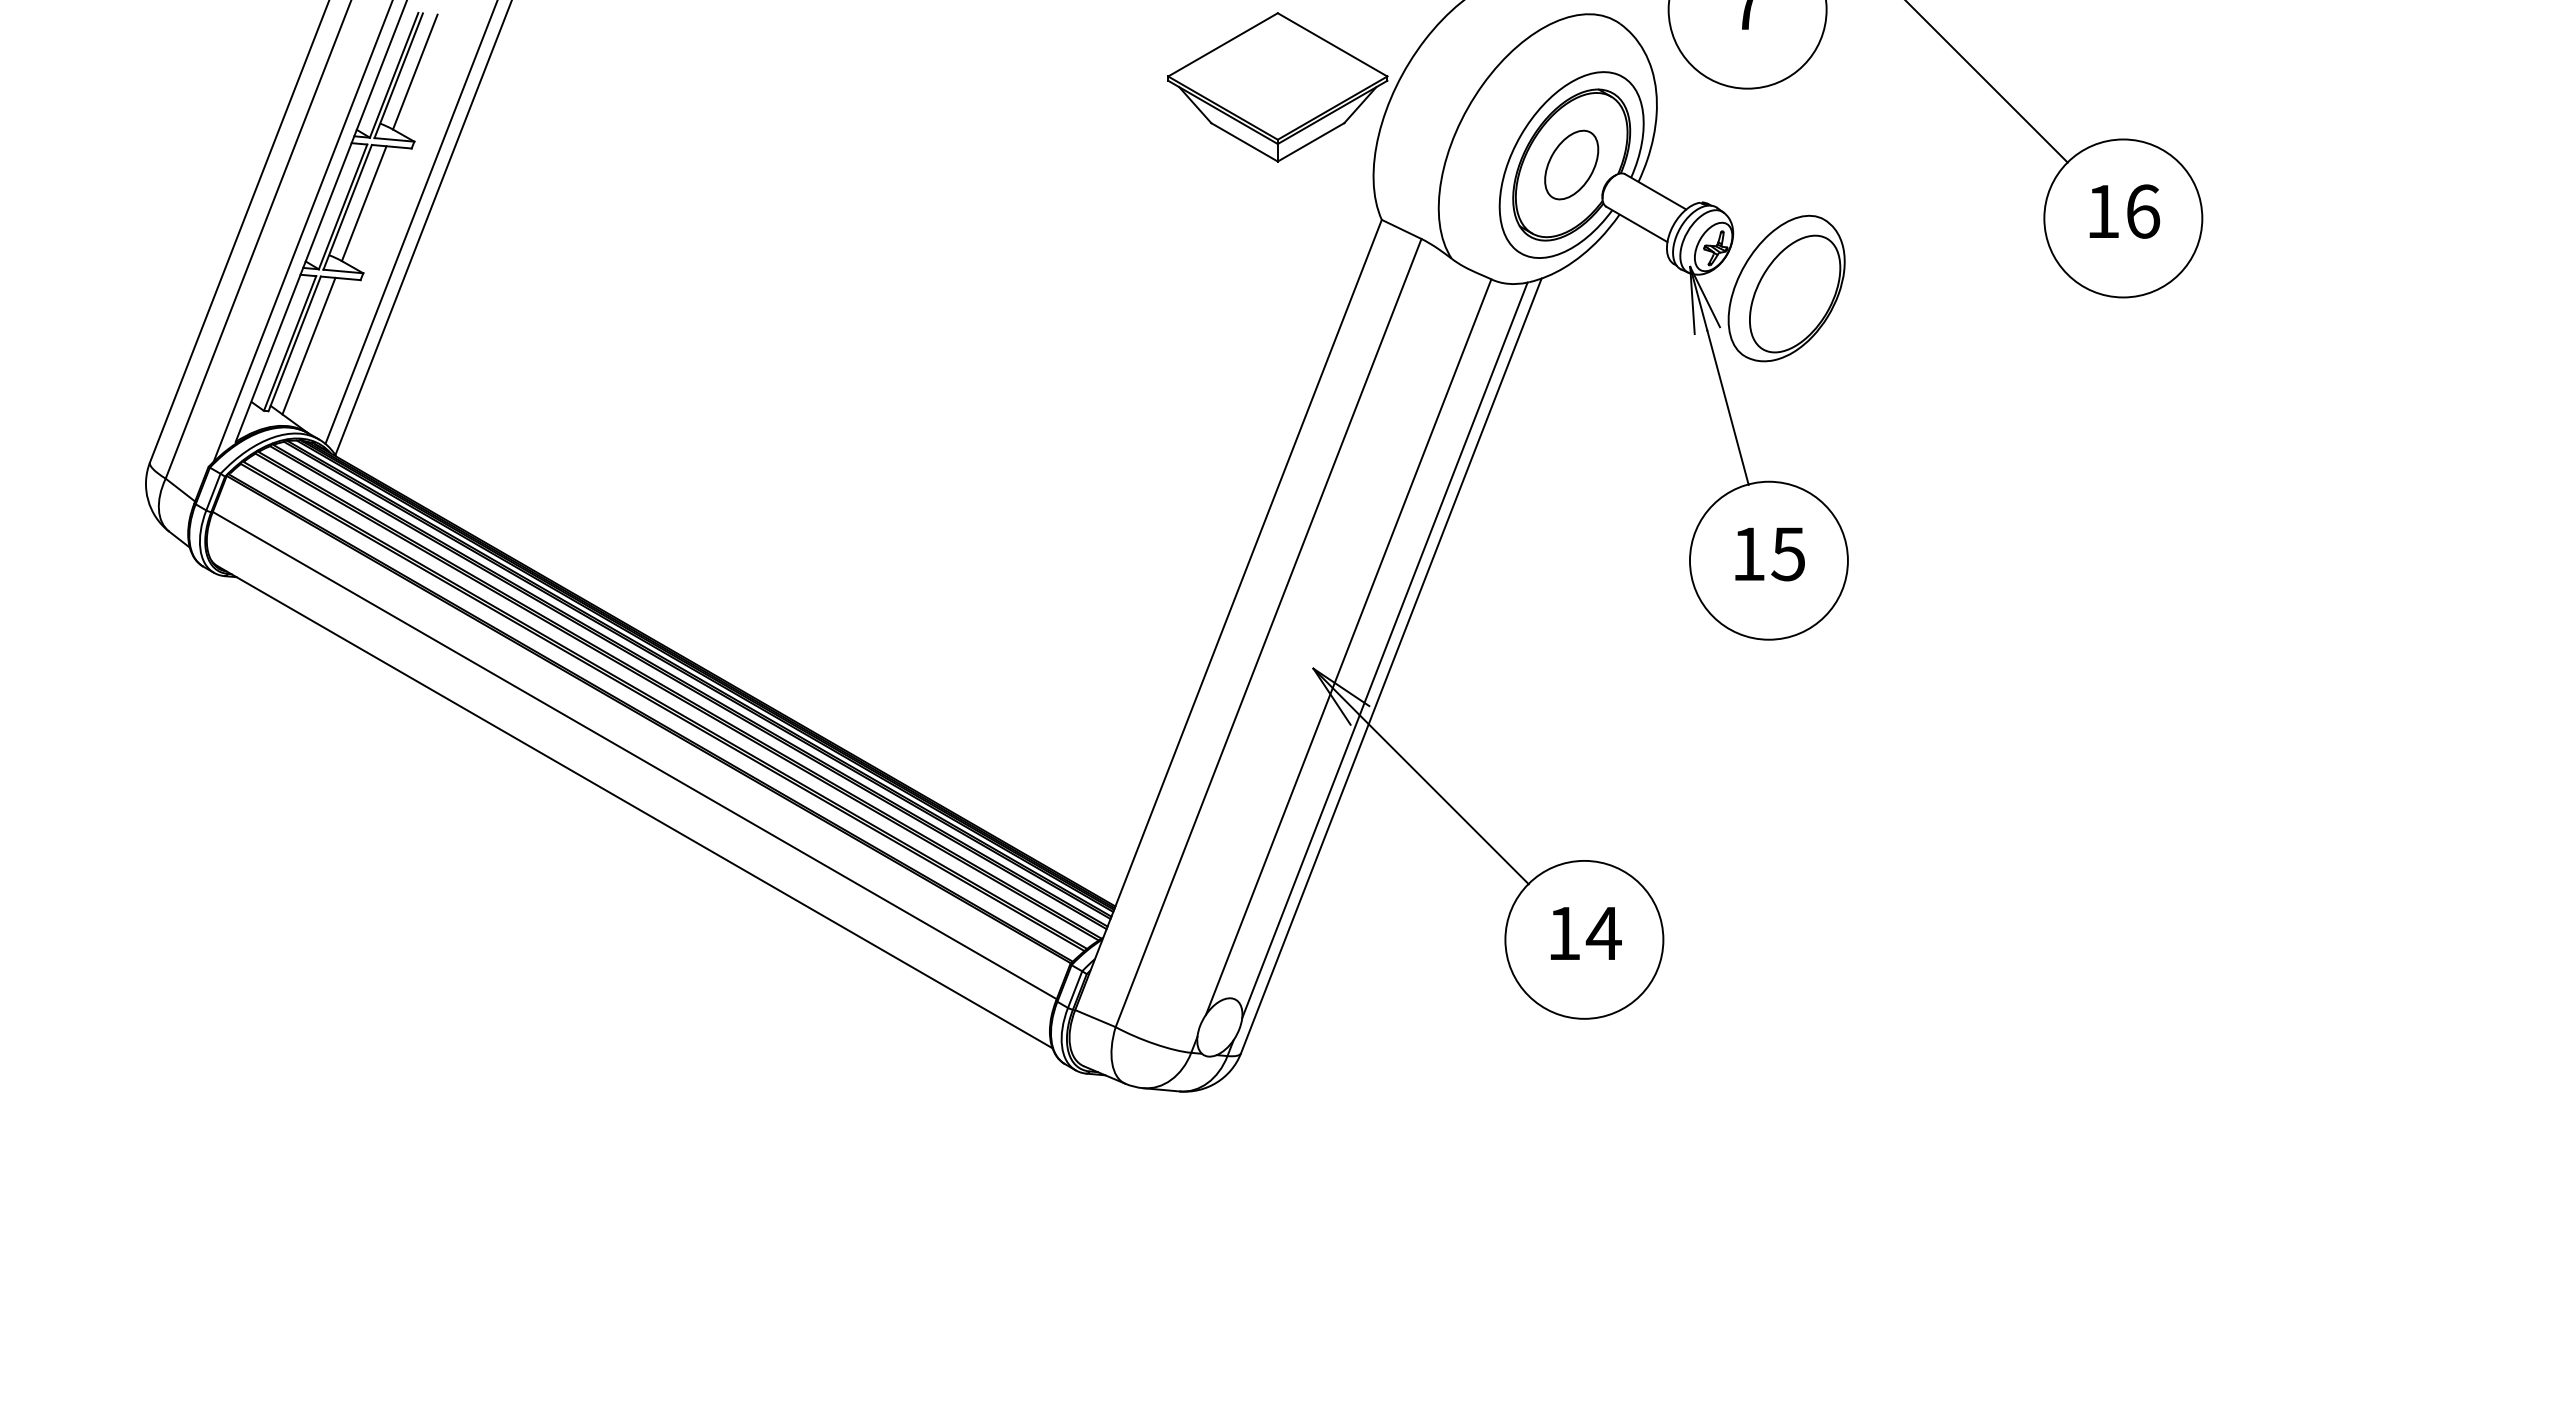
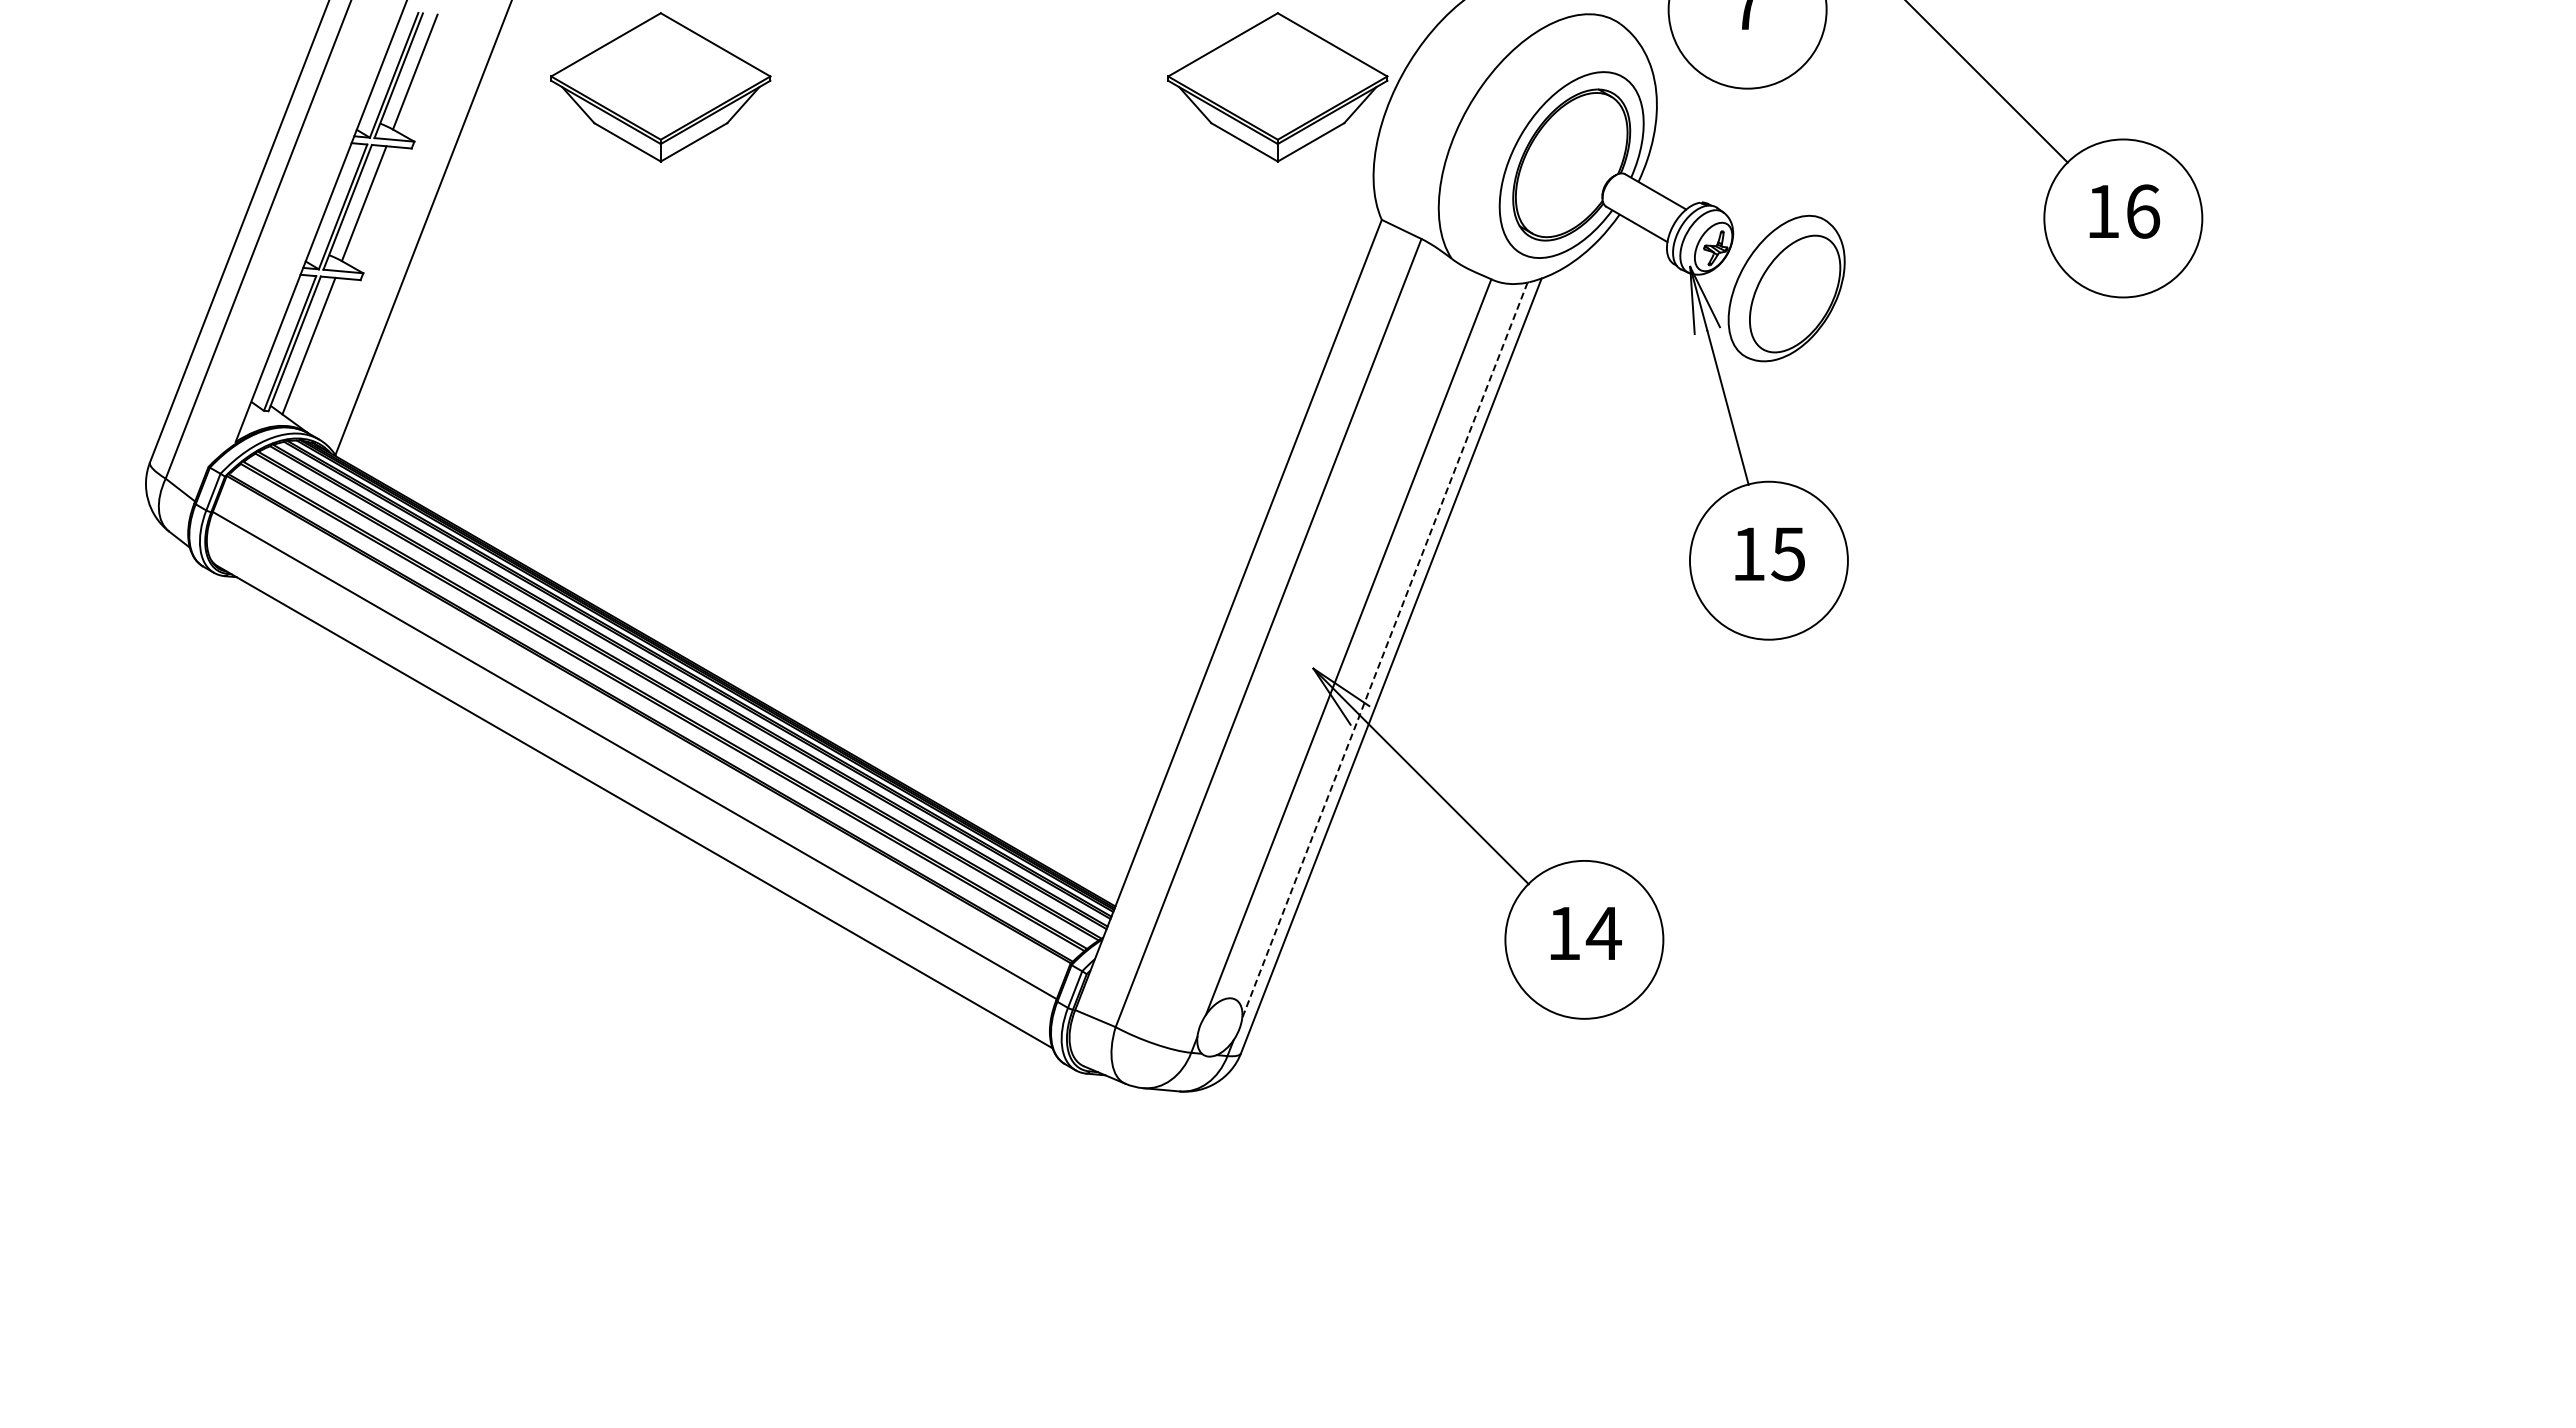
part: none -> present (660, 87)
part: present -> none (1571, 164)
line: present -> none (410, 222)
line: present -> none (302, 231)
line: solid -> dashed (1384, 650)
